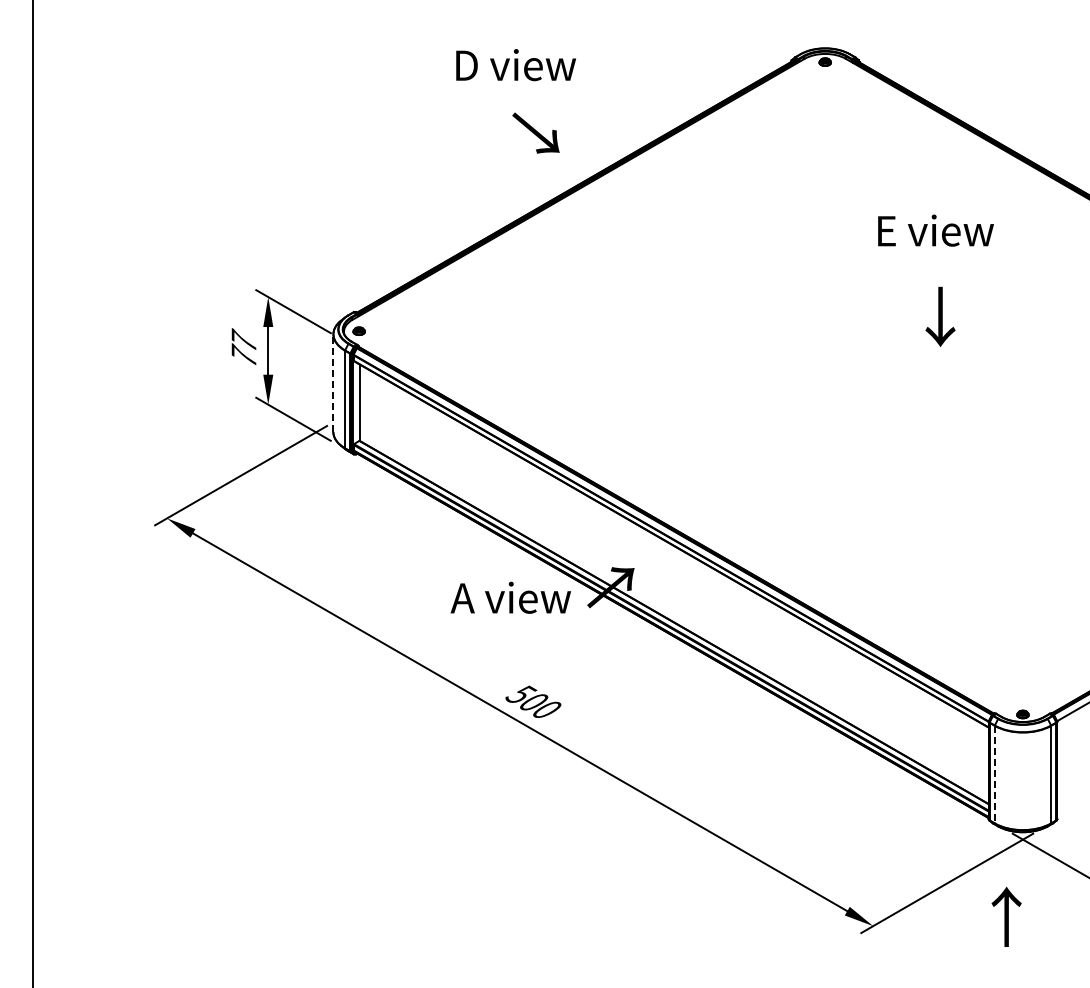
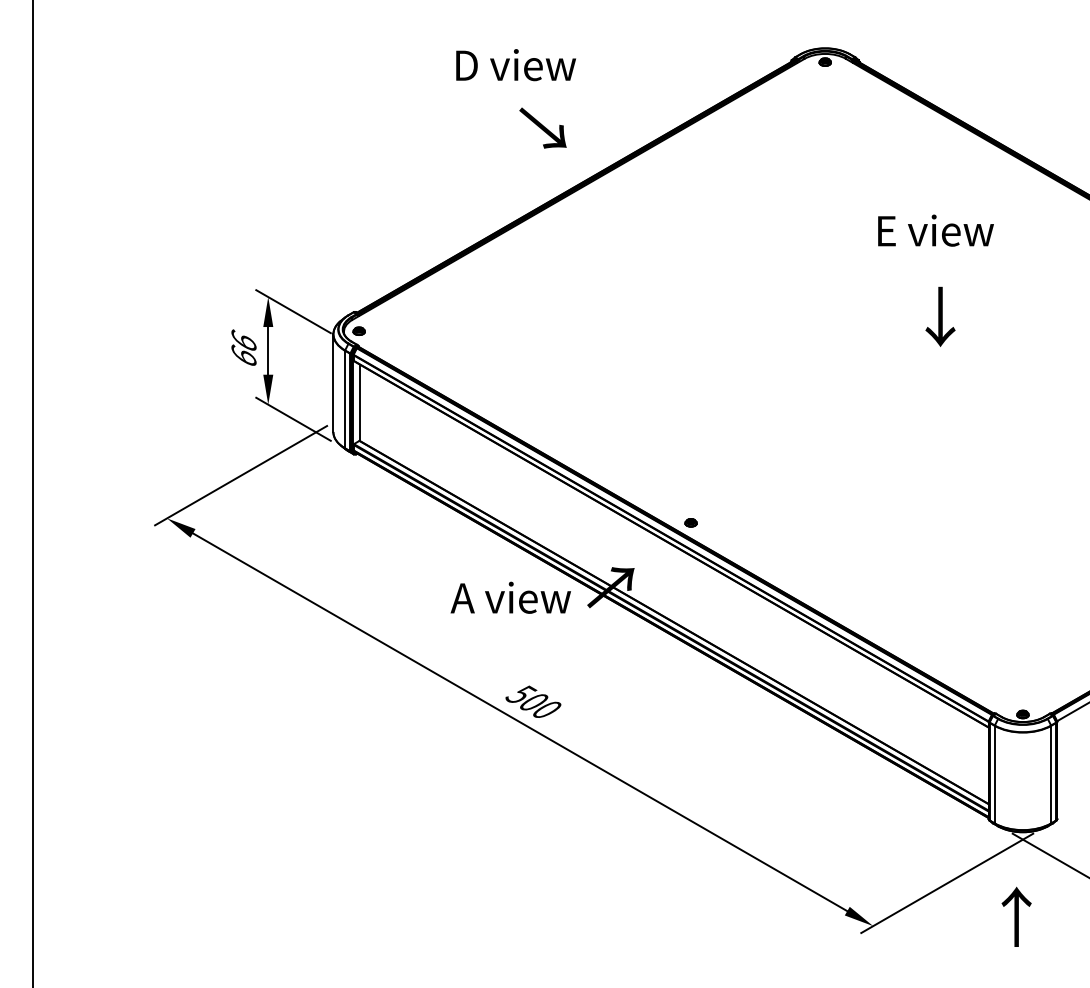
text position: (535, 132) -> (542, 127) (542, 127)
text: 77 -> 66 (243, 346)
line: dashed -> solid (333, 383)
part: none -> present (690, 522)
line: dashed -> solid (994, 774)
text position: (1006, 916) -> (1016, 916) (1016, 916)
